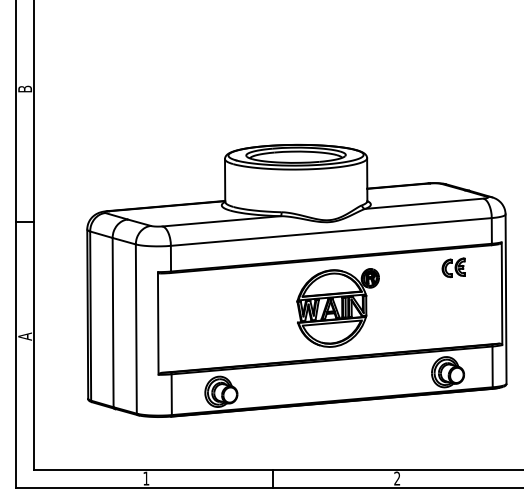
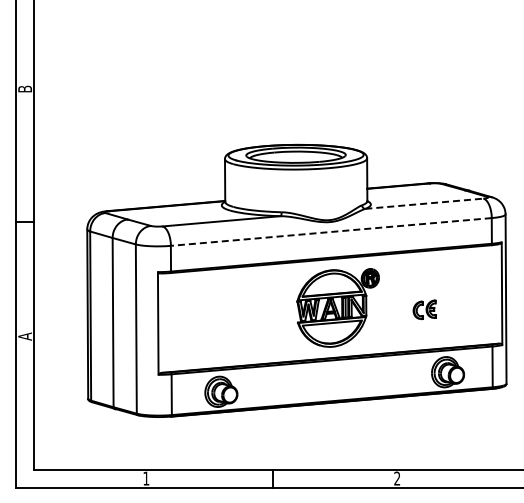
line: solid -> dashed (424, 203)
line: solid -> dashed (330, 232)
part position: (453, 267) -> (424, 309) (424, 309)
